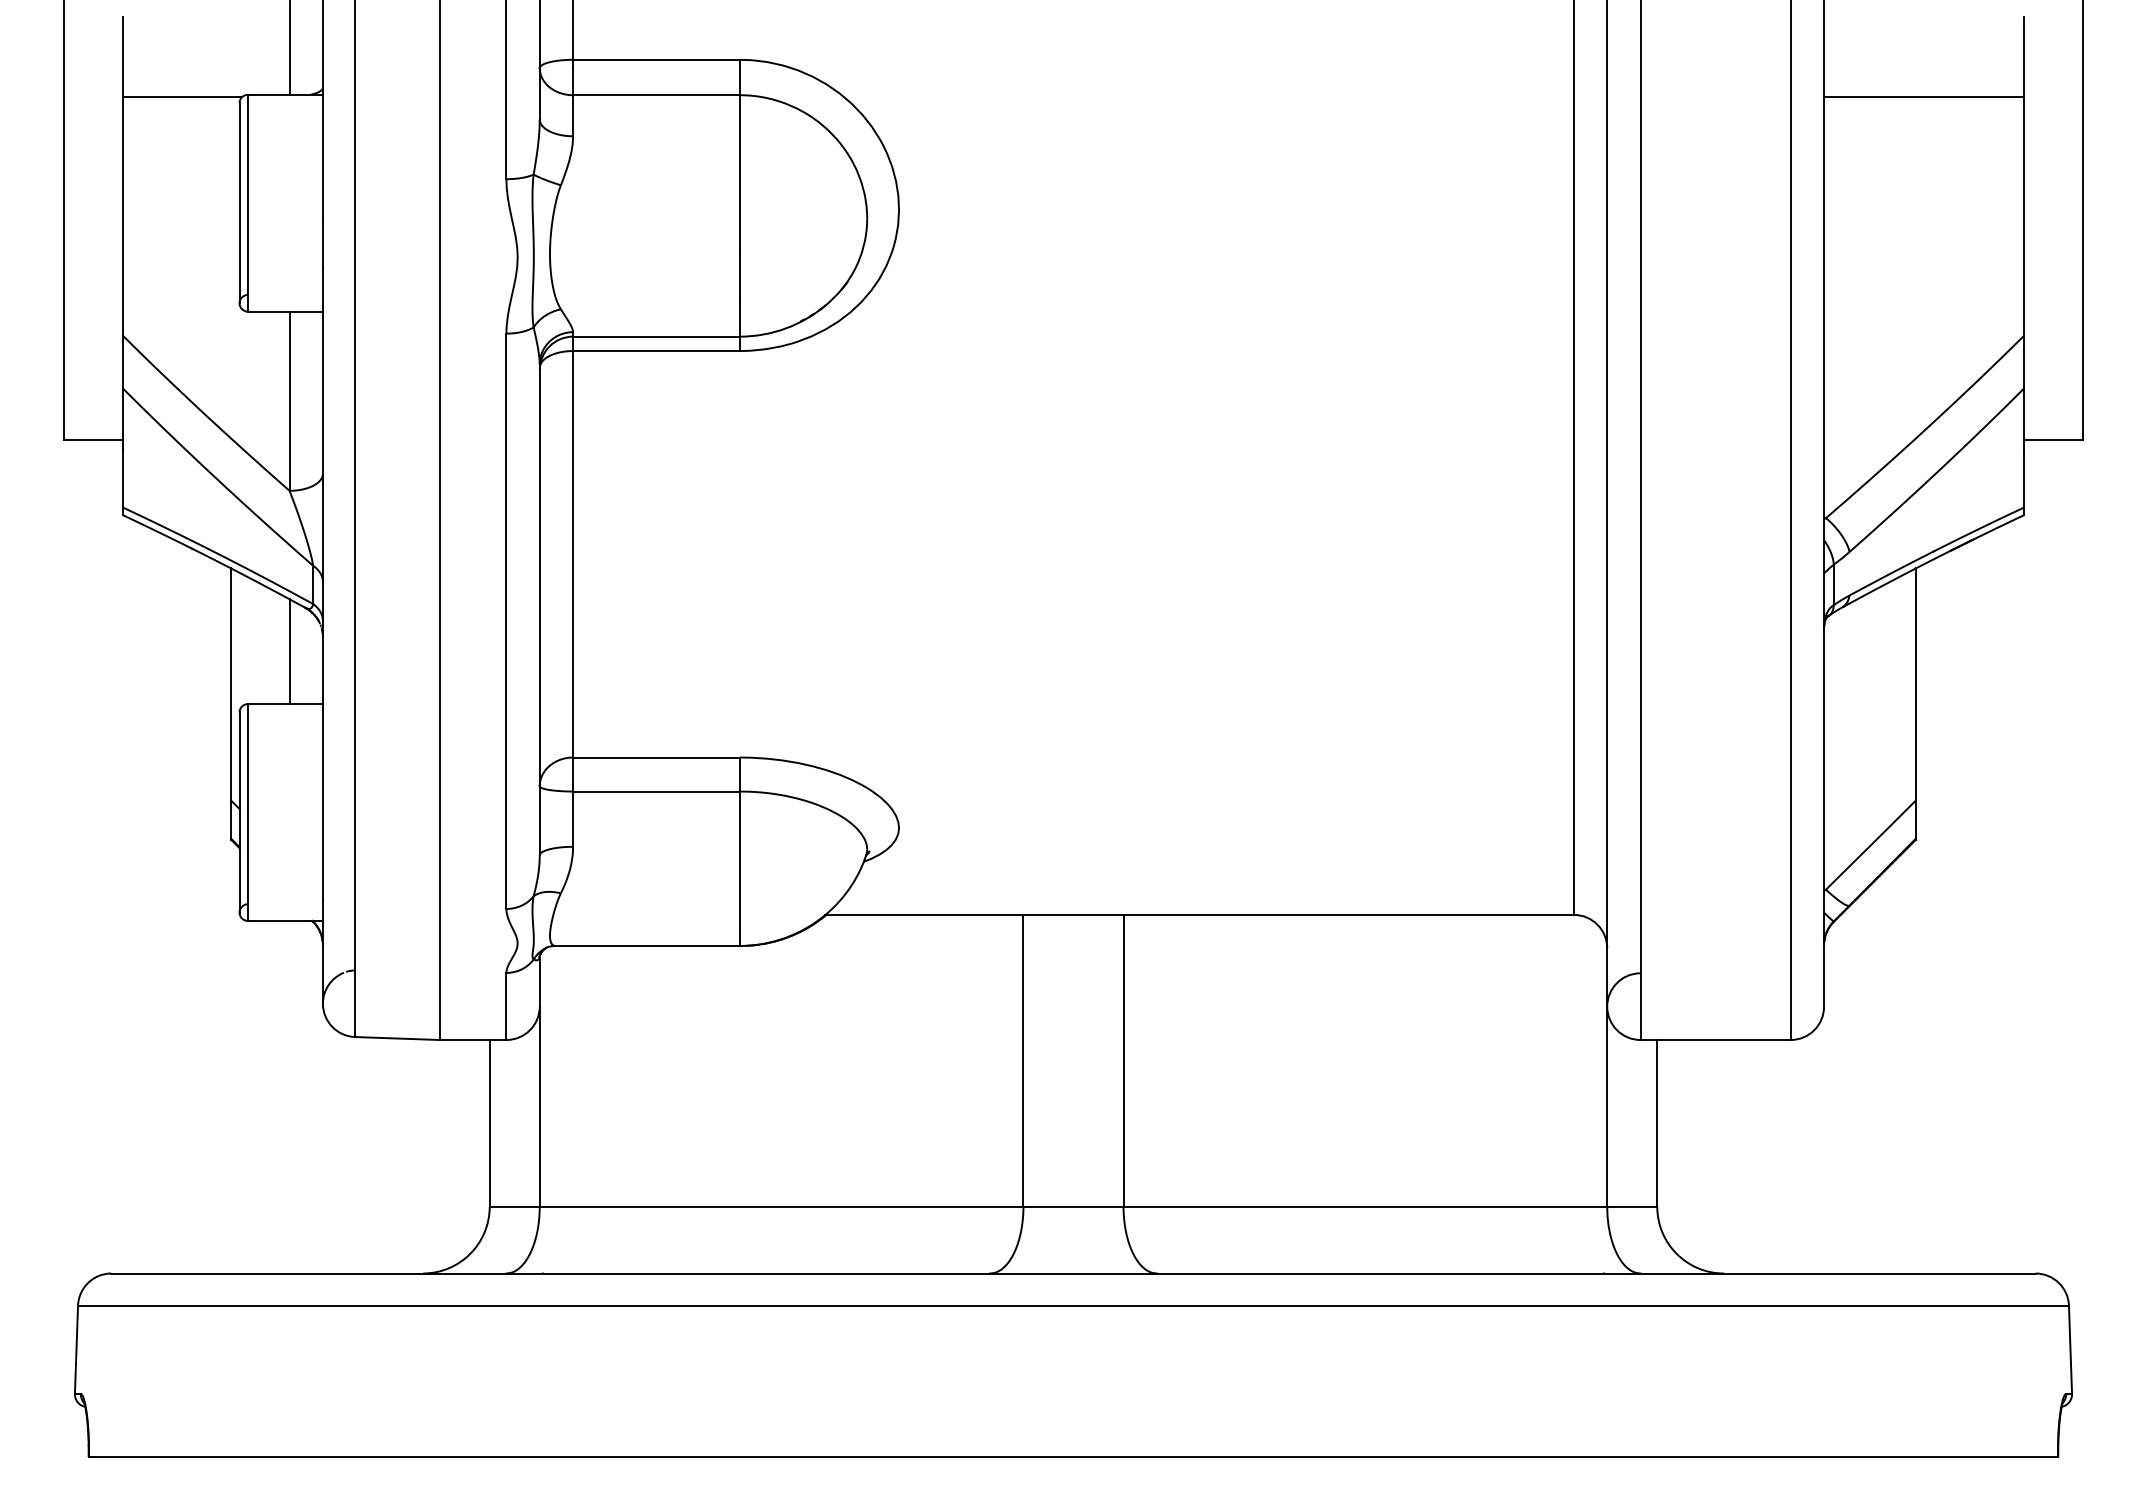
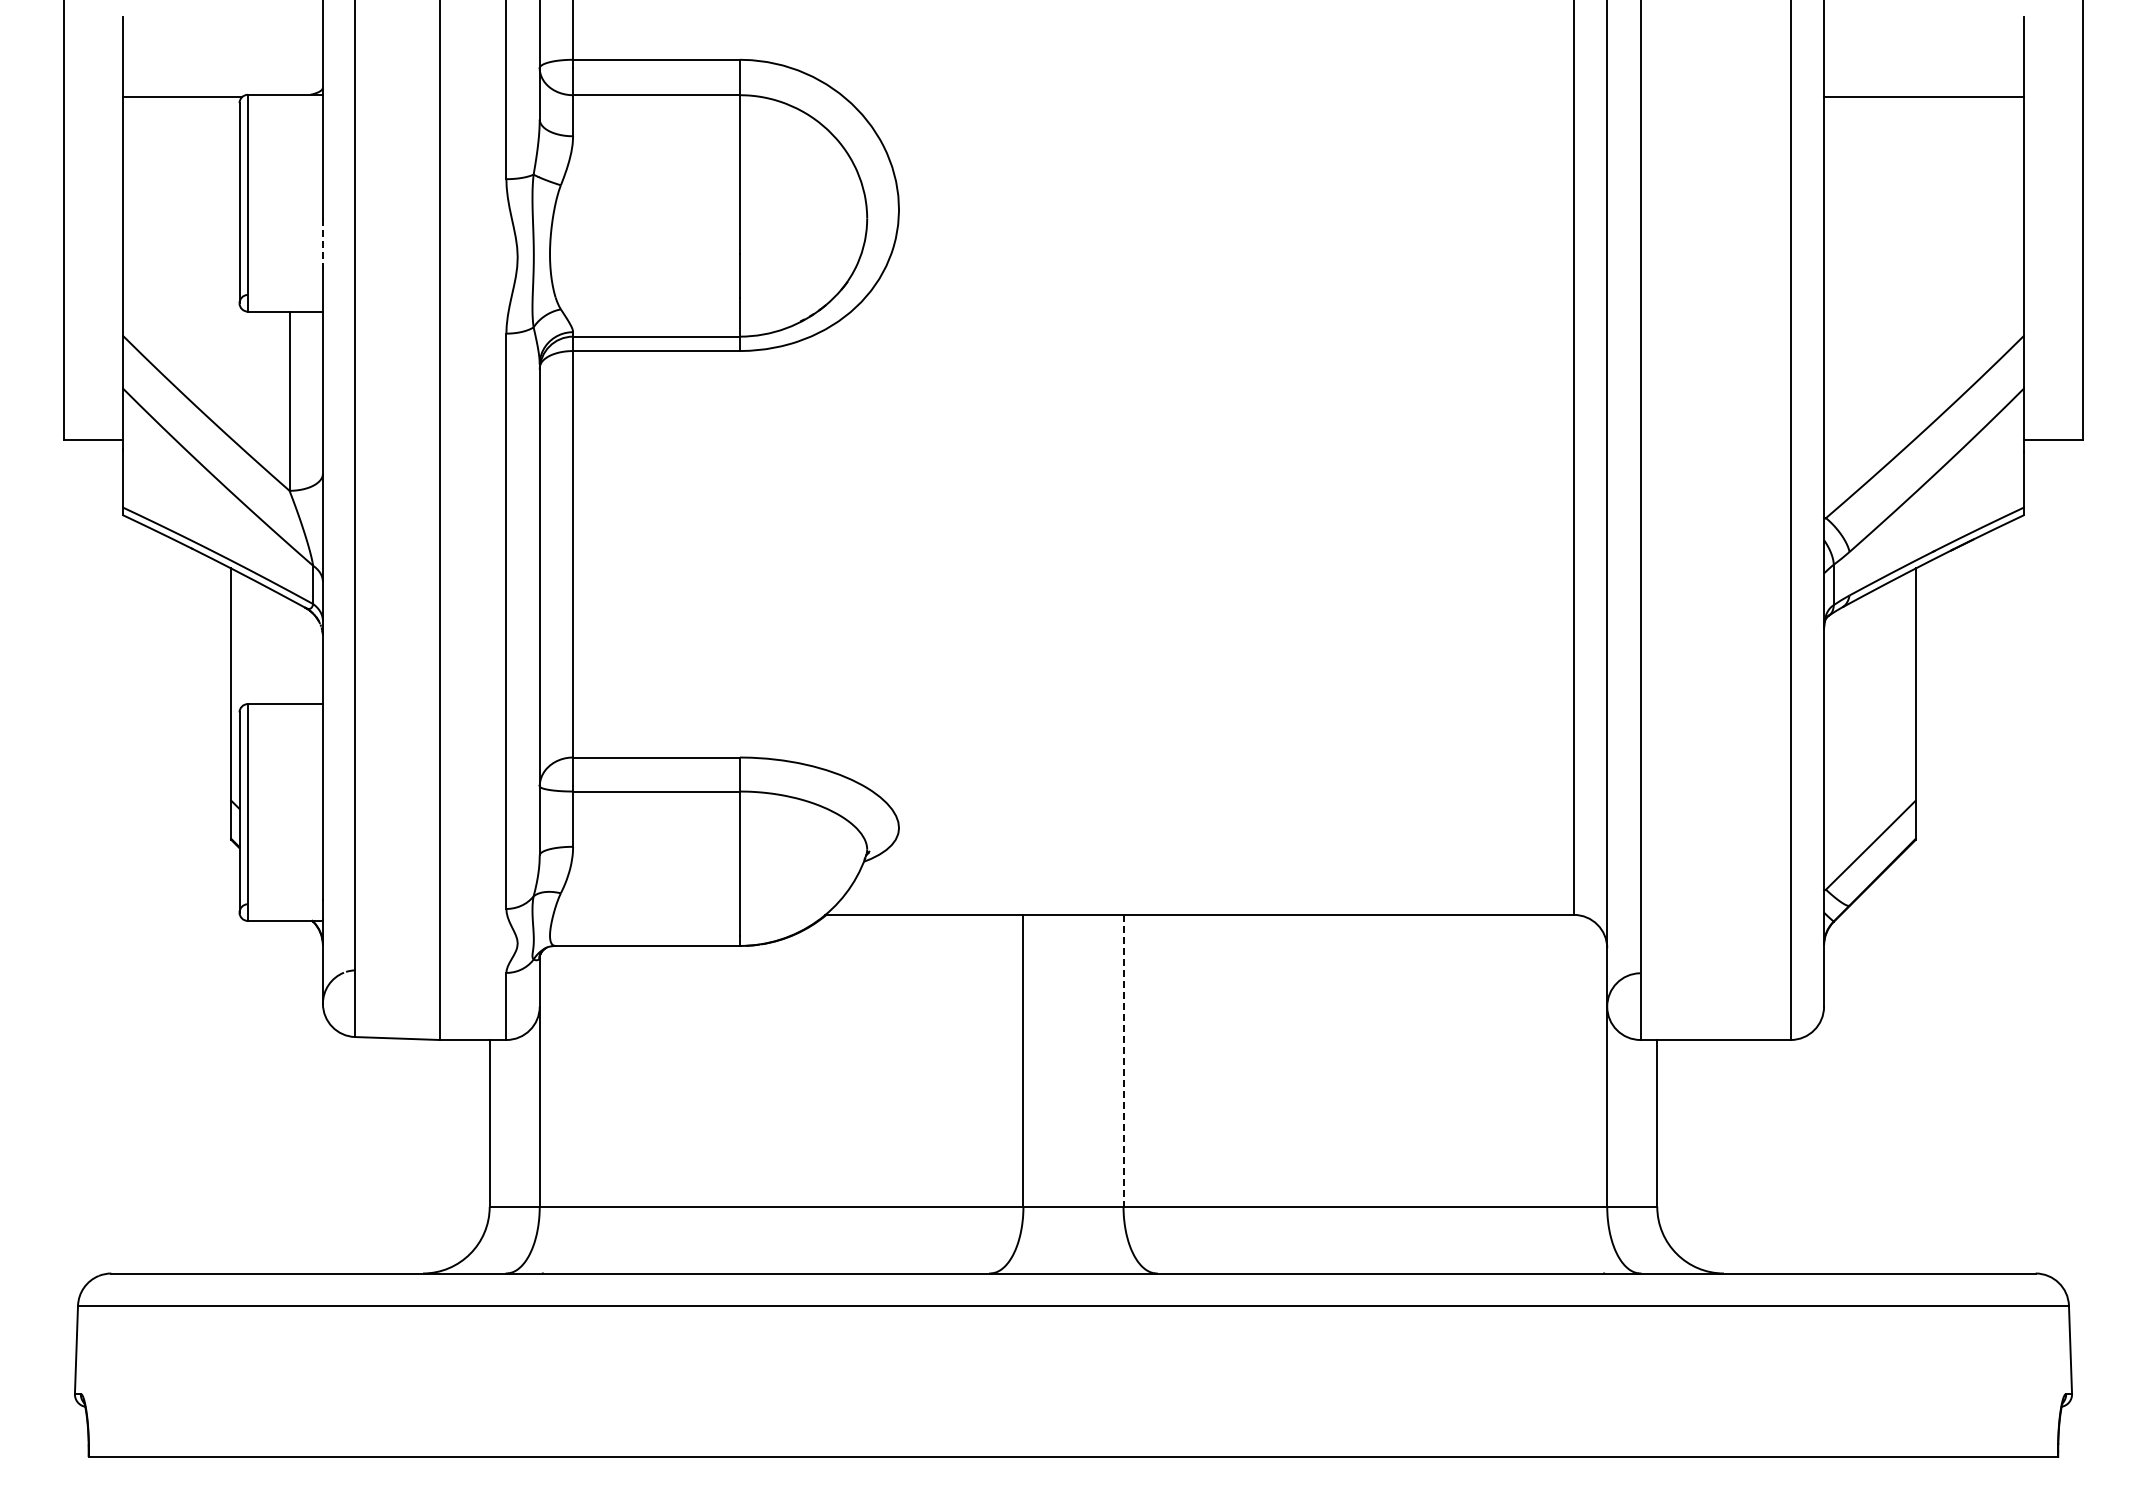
line: present -> none (289, 48)
line: solid -> dashed (322, 243)
line: present -> none (289, 651)
line: solid -> dashed (1123, 1060)
